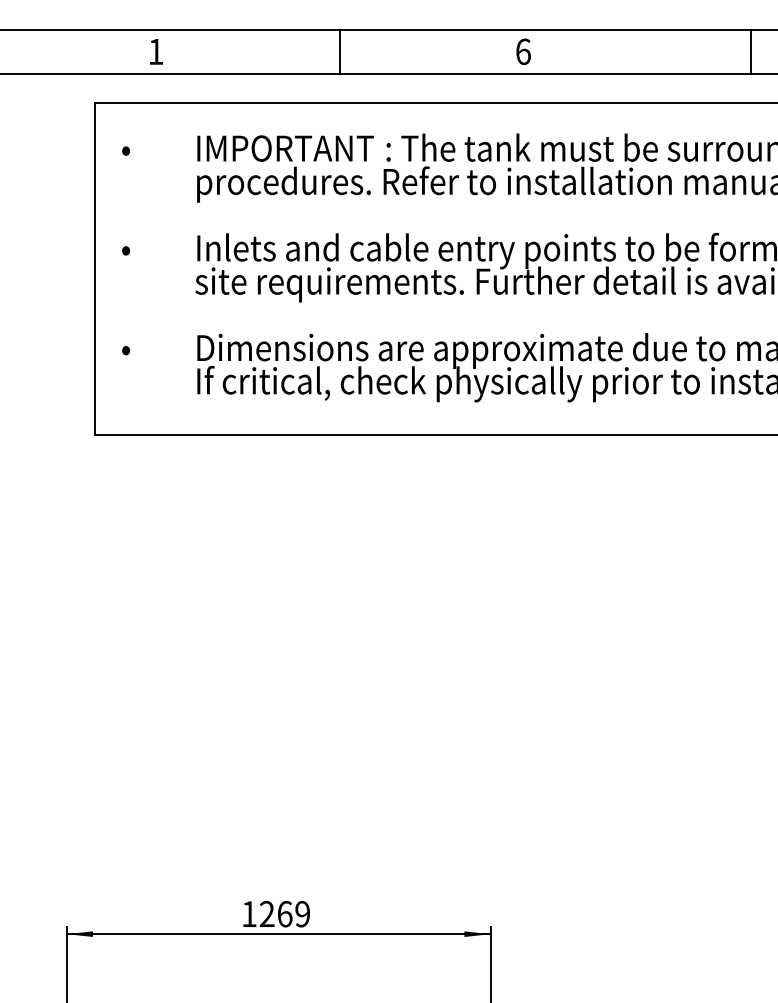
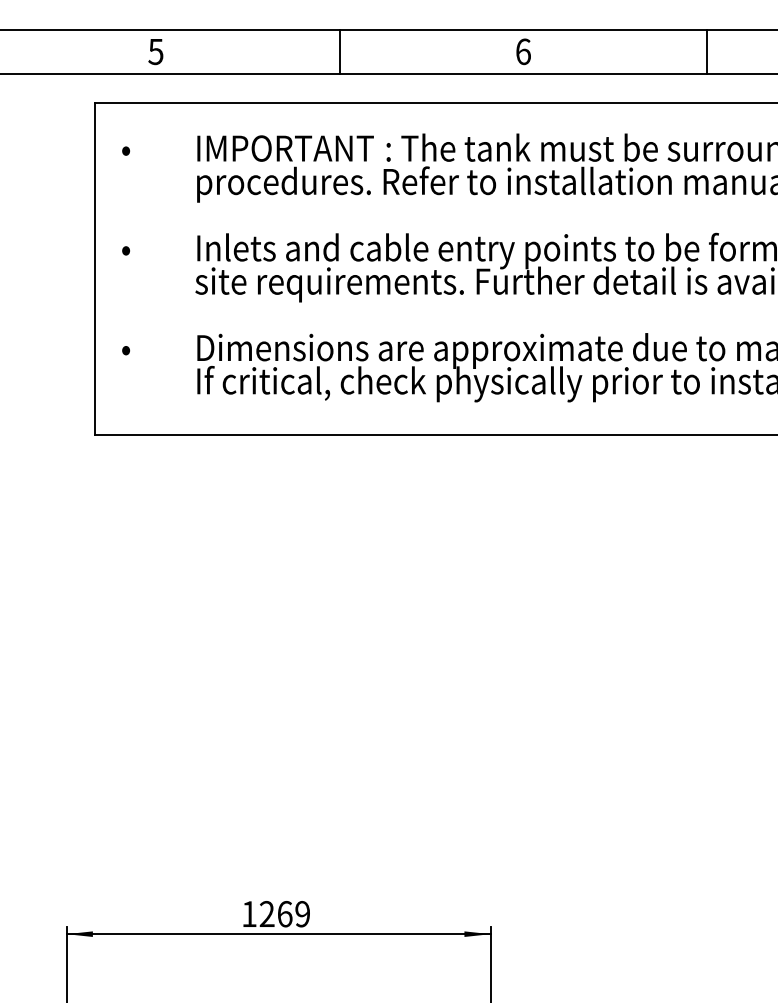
text: 1 -> 5 (155, 52)
line position: (751, 52) -> (707, 52) (707, 52)
